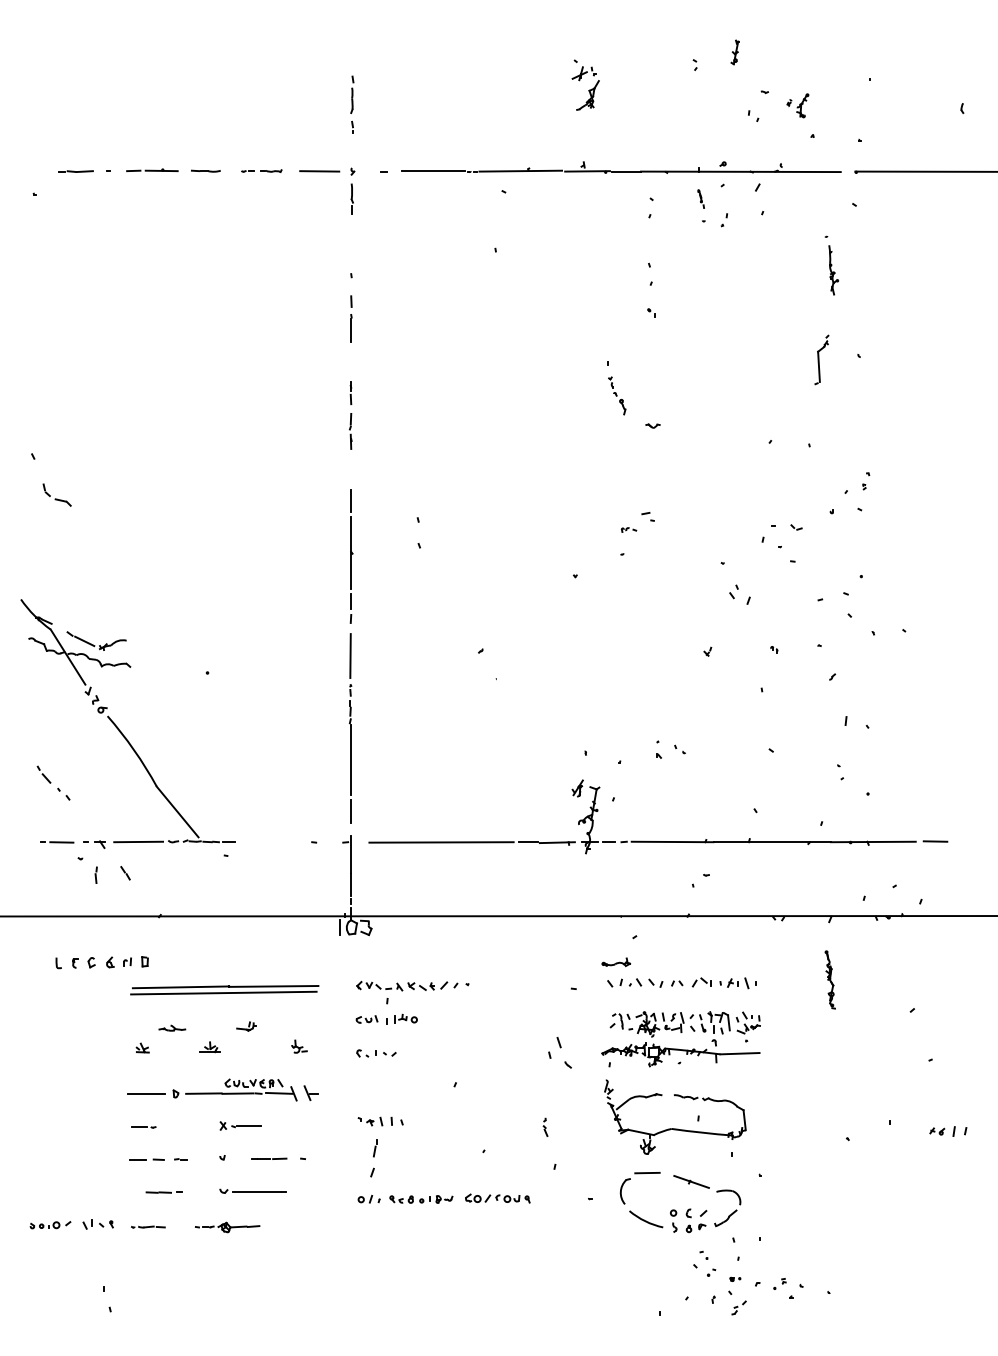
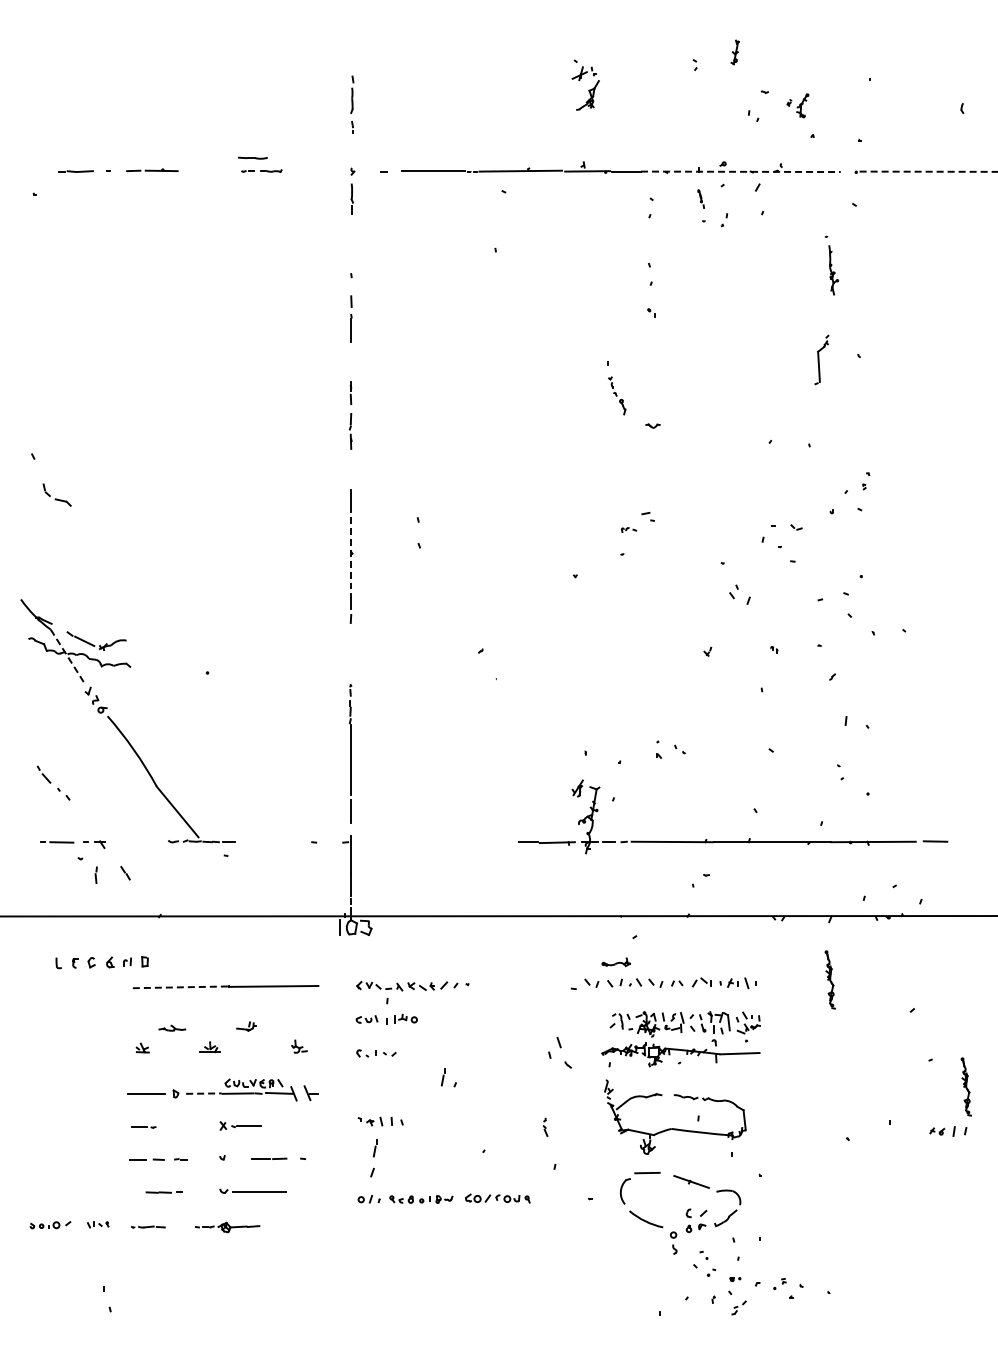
line position: (205, 170) -> (252, 157) (252, 157)
line: present -> none (319, 171)
line: solid -> dashed (740, 171)
line: solid -> dashed (926, 171)
line: solid -> dashed (351, 553)
line: present -> none (350, 656)
line: solid -> dashed (68, 657)
line: present -> none (138, 841)
line: present -> none (441, 842)
part: none -> present (591, 982)
line: solid -> dashed (181, 987)
line: present -> none (223, 992)
line: none -> present (443, 1077)
part: none -> present (965, 1086)
line: solid -> dashed (203, 1093)
part position: (673, 1220) -> (673, 1242) (673, 1242)
part size: 32x11 px -> 23x8 px (98, 1224)
